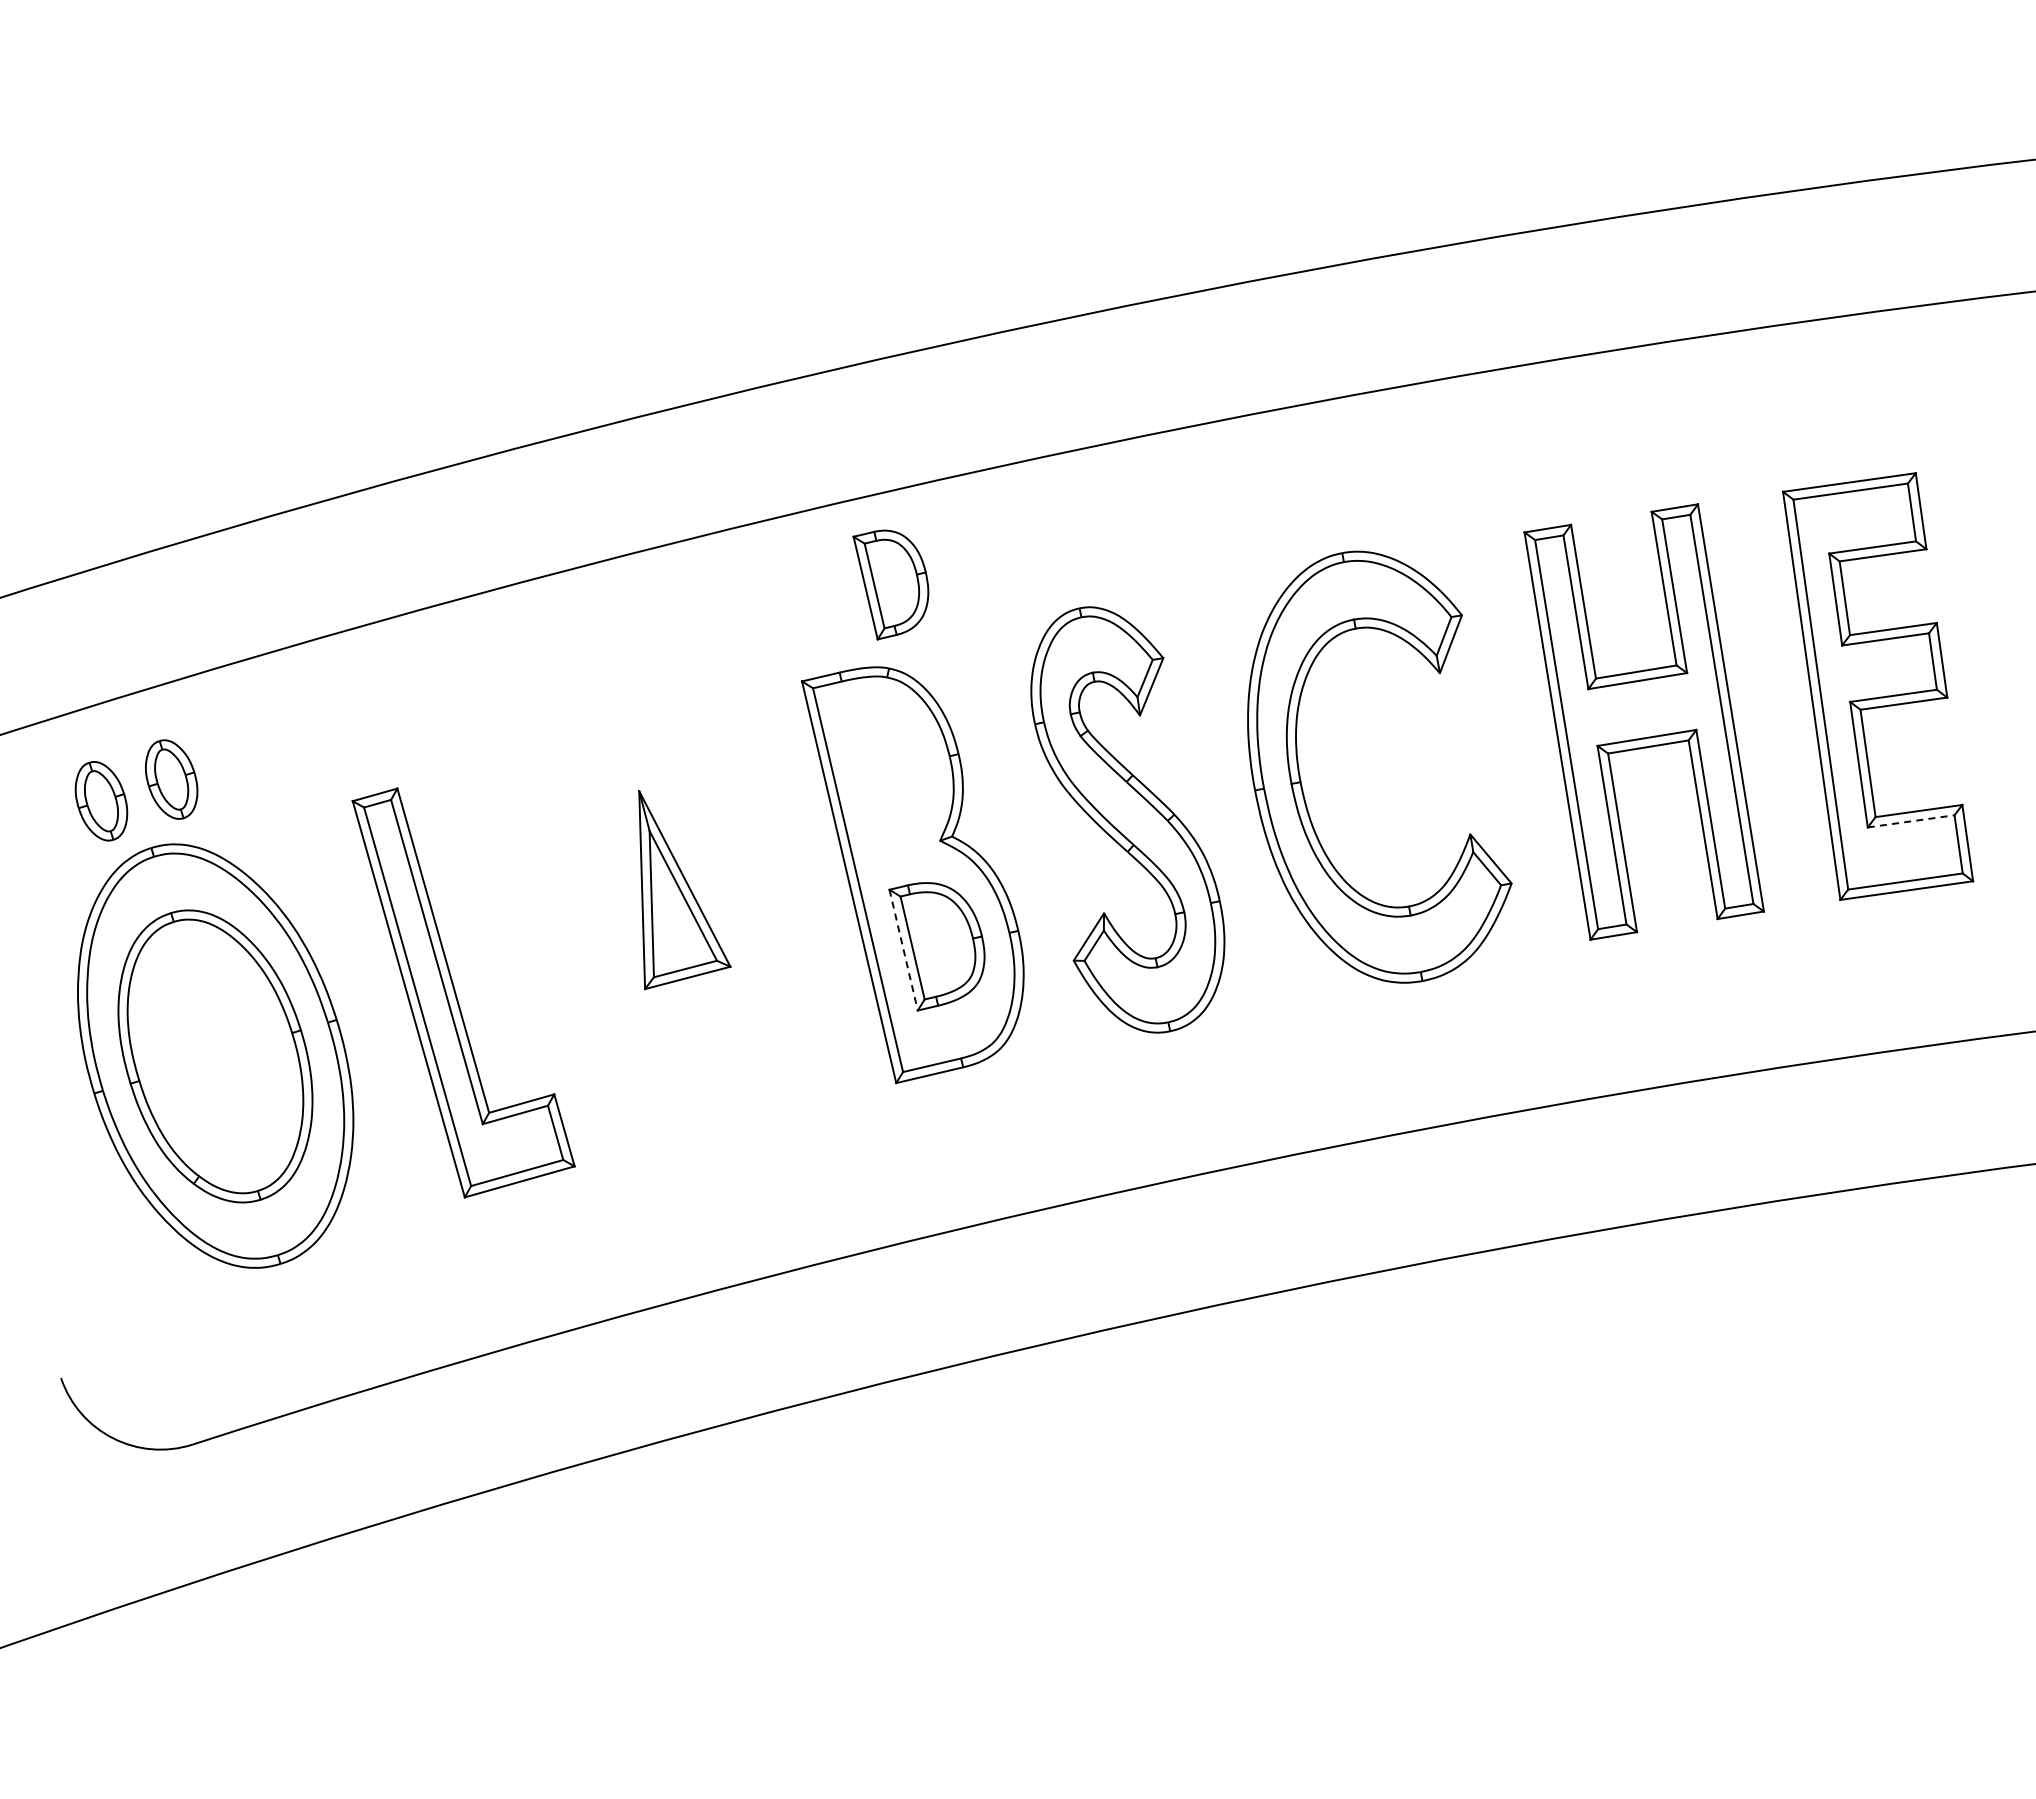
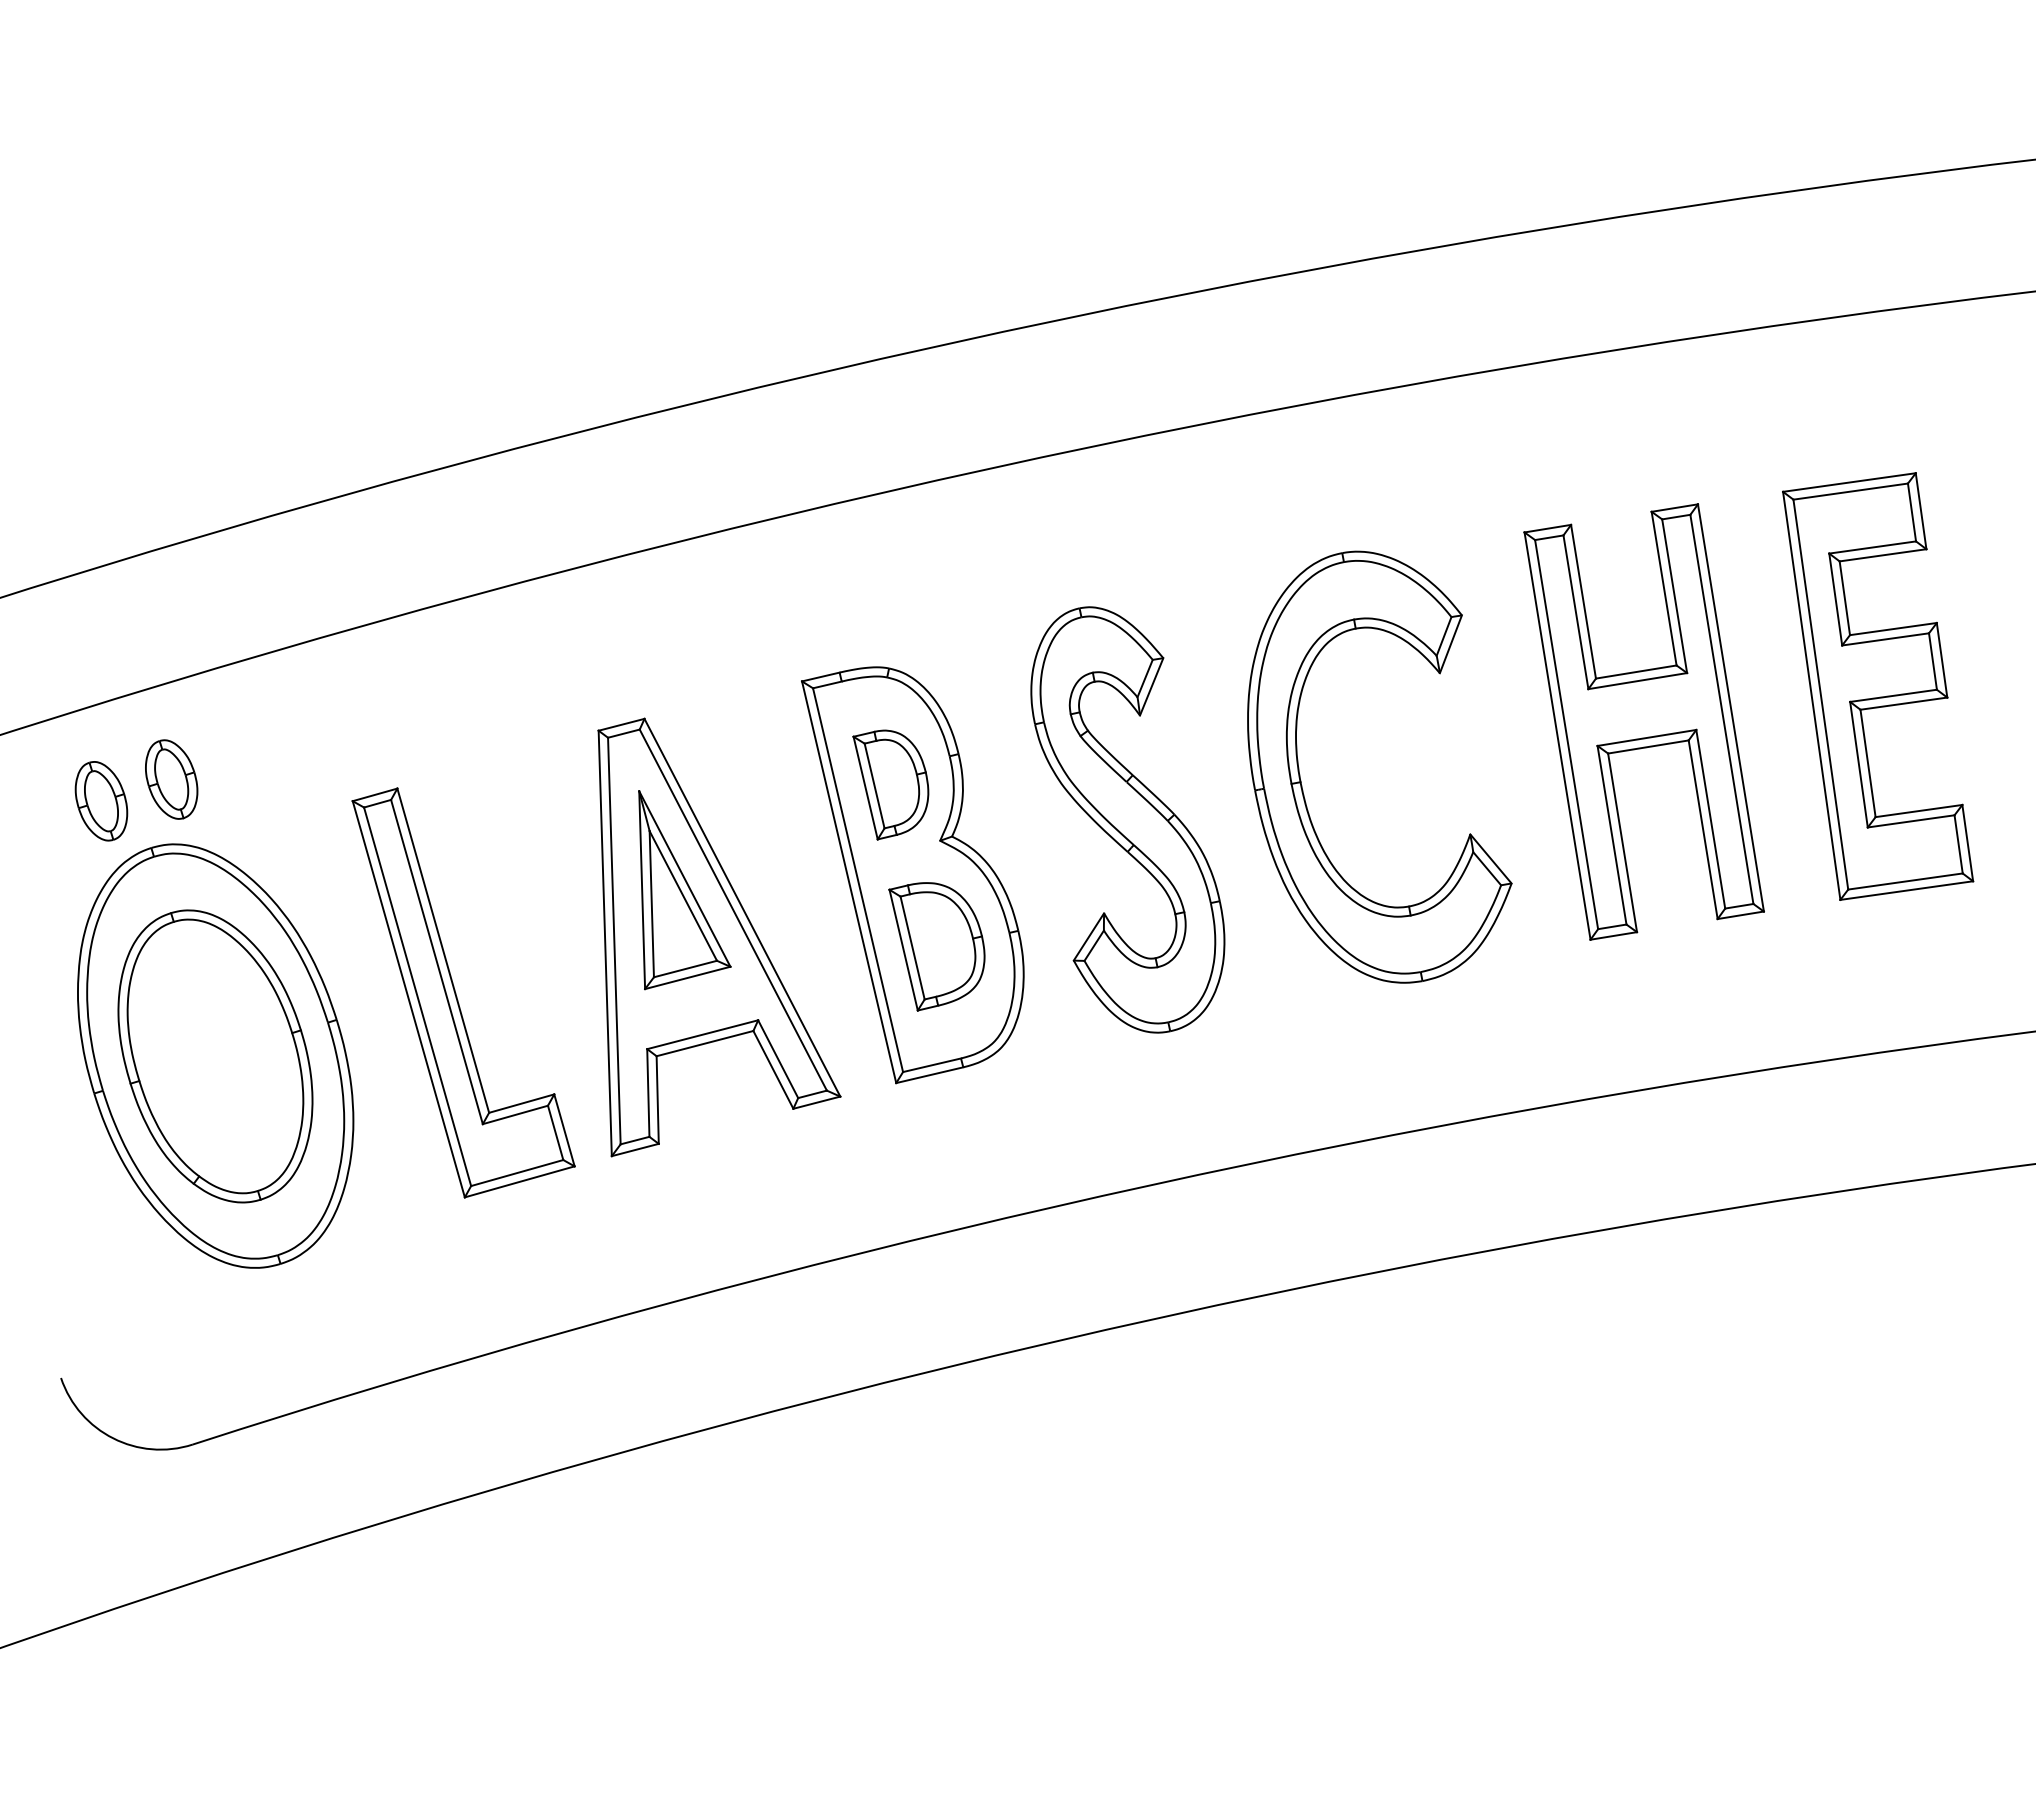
part position: (890, 584) -> (890, 784) (890, 784)
line: dashed -> solid (1911, 821)
part: none -> present (719, 937)
line: dashed -> solid (903, 950)
